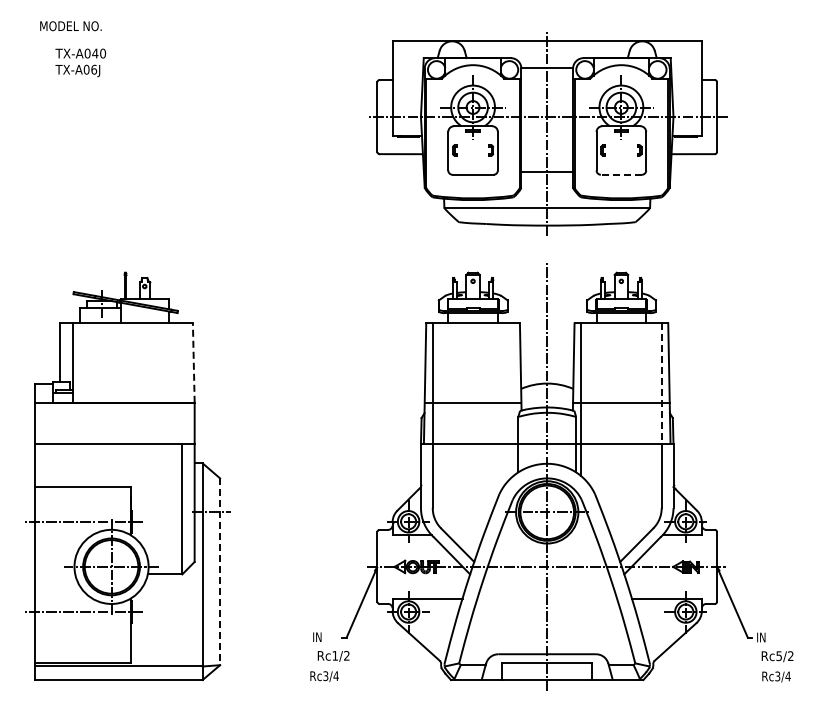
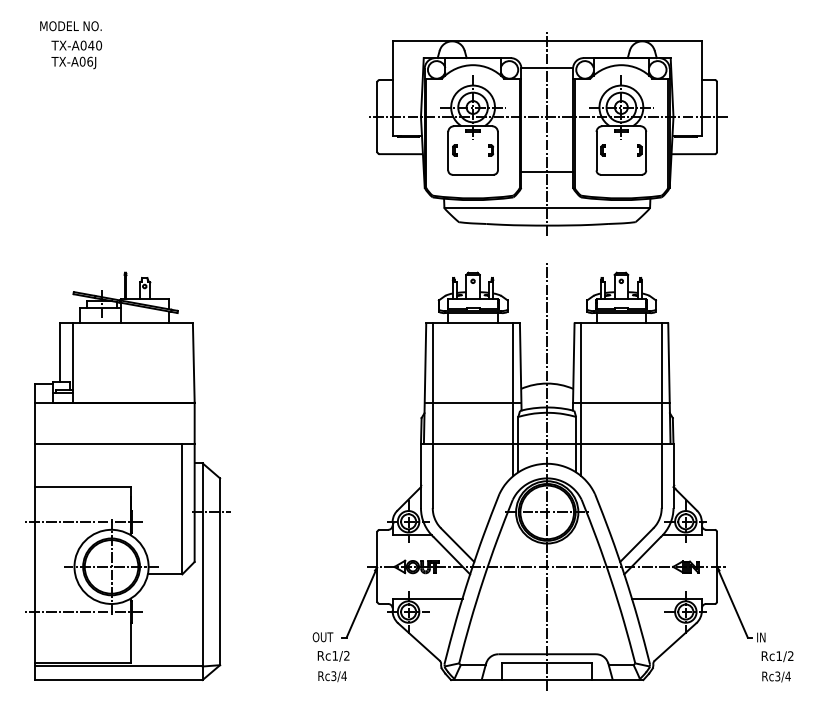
text position: (80, 62) -> (76, 54) (76, 54)
line: dashed -> solid (621, 174)
line: dashed -> solid (193, 363)
line: dashed -> solid (661, 384)
line: none -> present (513, 399)
line: dashed -> solid (220, 572)
text: IN -> OUT (322, 637)
text: Rc5/2 -> Rc1/2 (778, 656)
text position: (324, 676) -> (332, 676) (332, 676)
